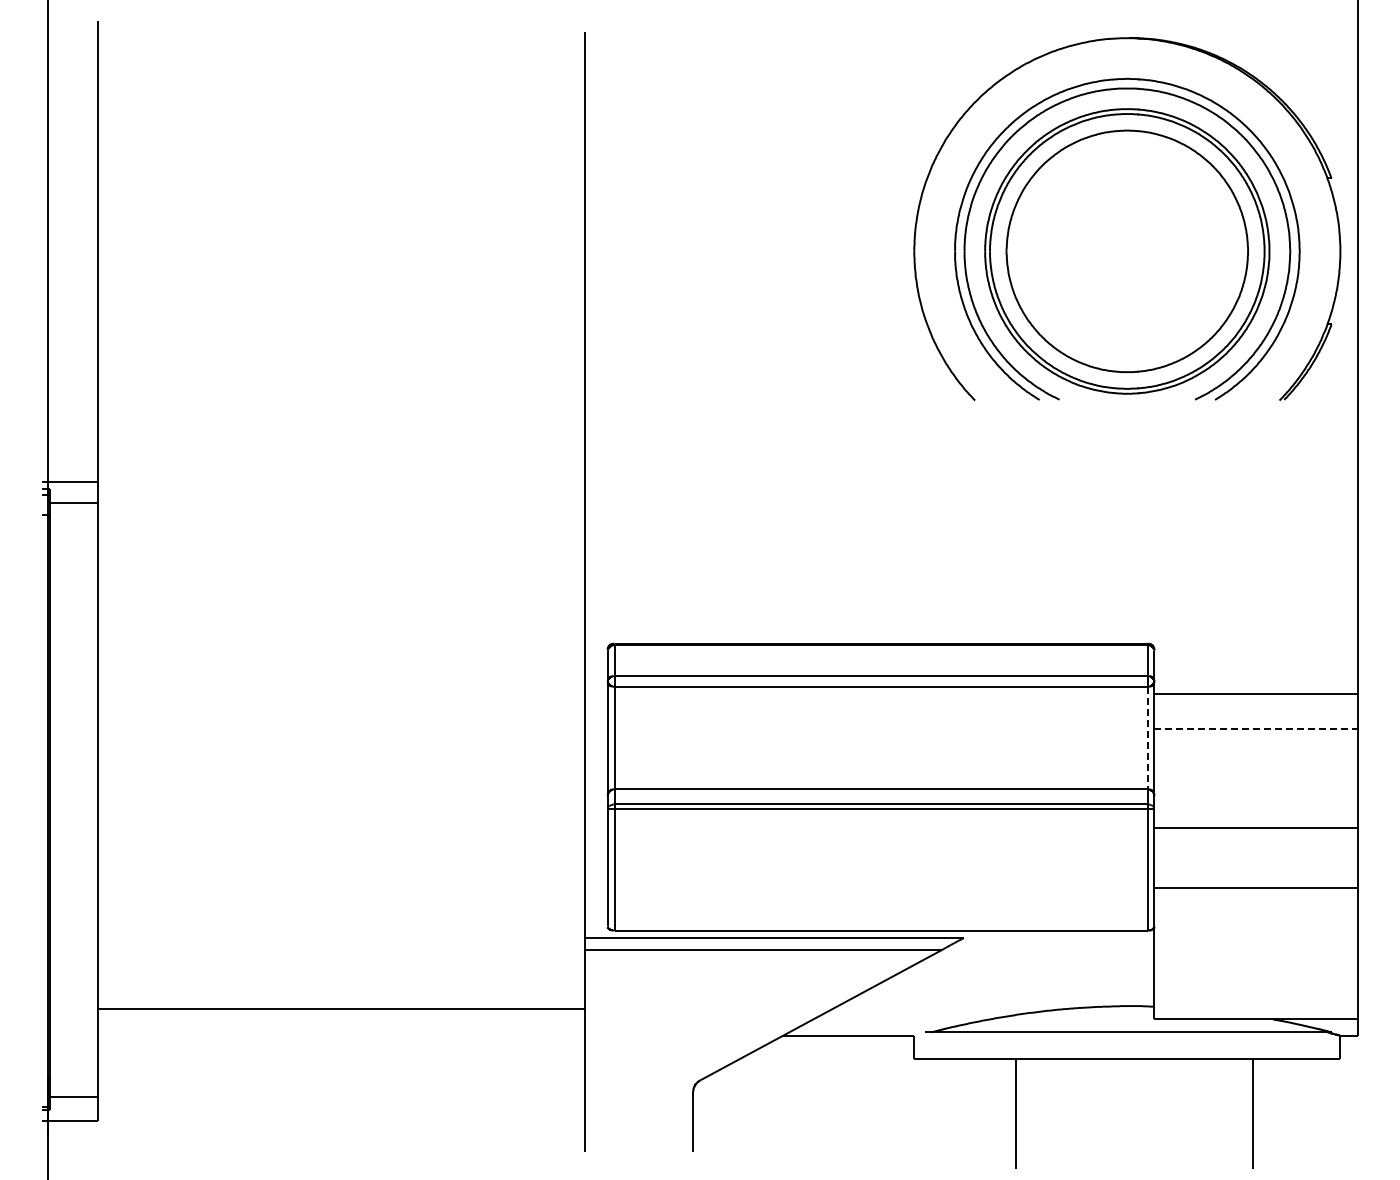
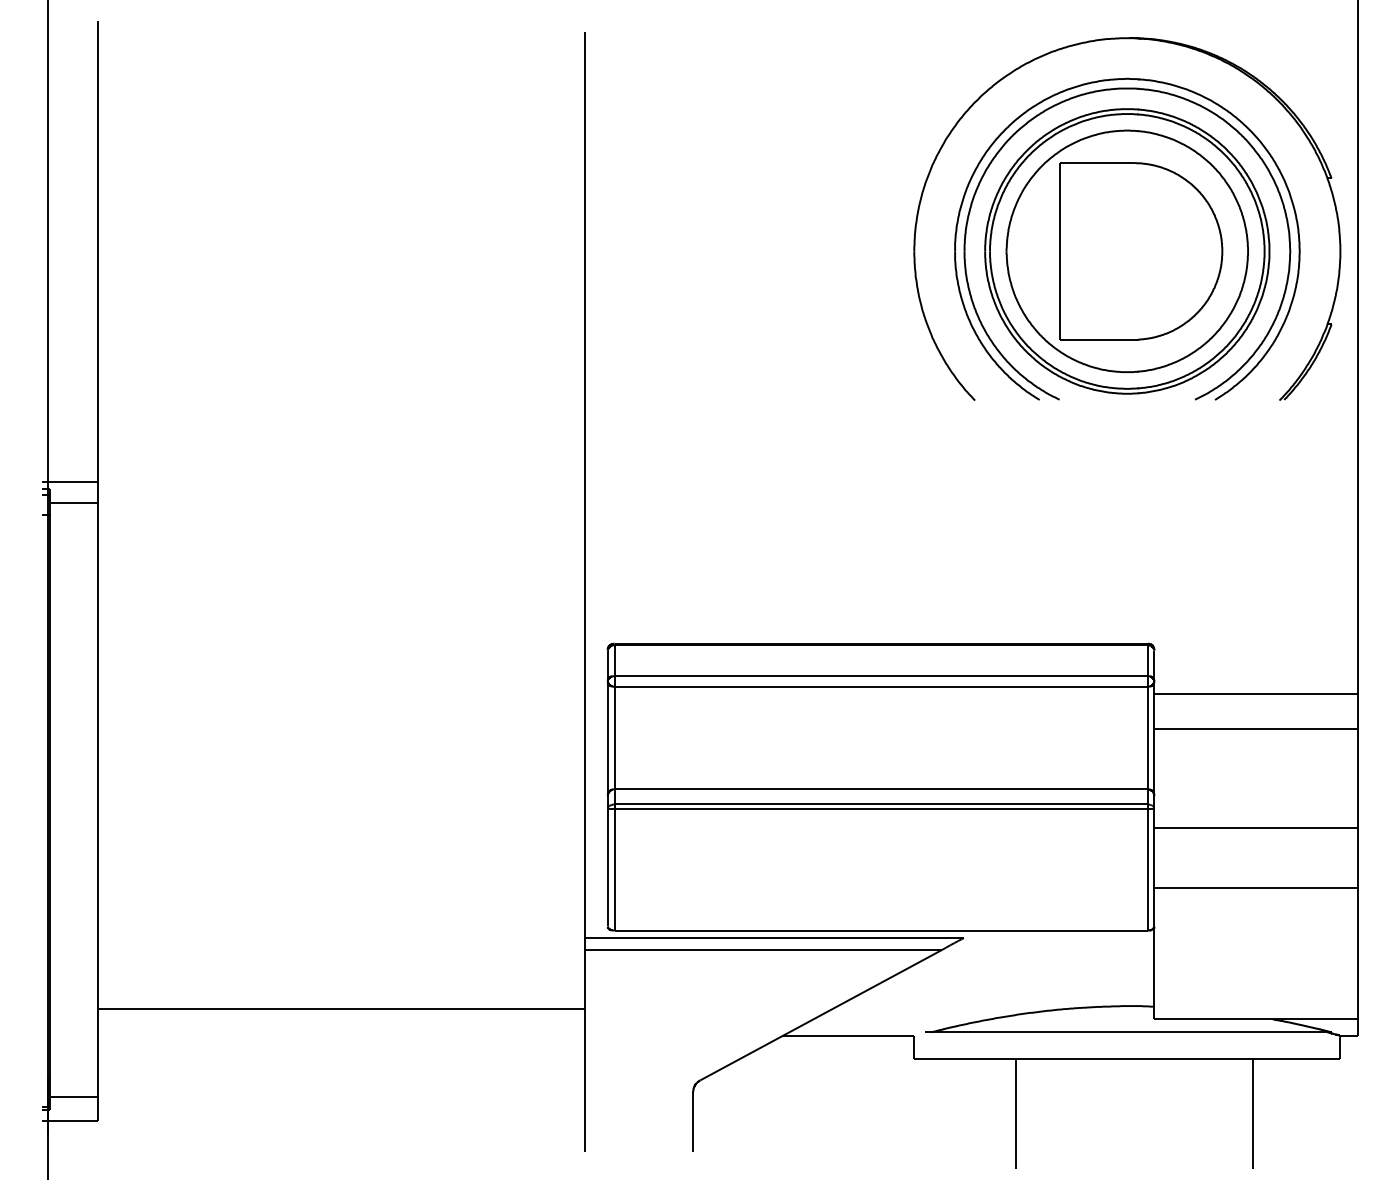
part: none -> present (1141, 251)
line: dashed -> solid (1256, 729)
line: dashed -> solid (1147, 738)
